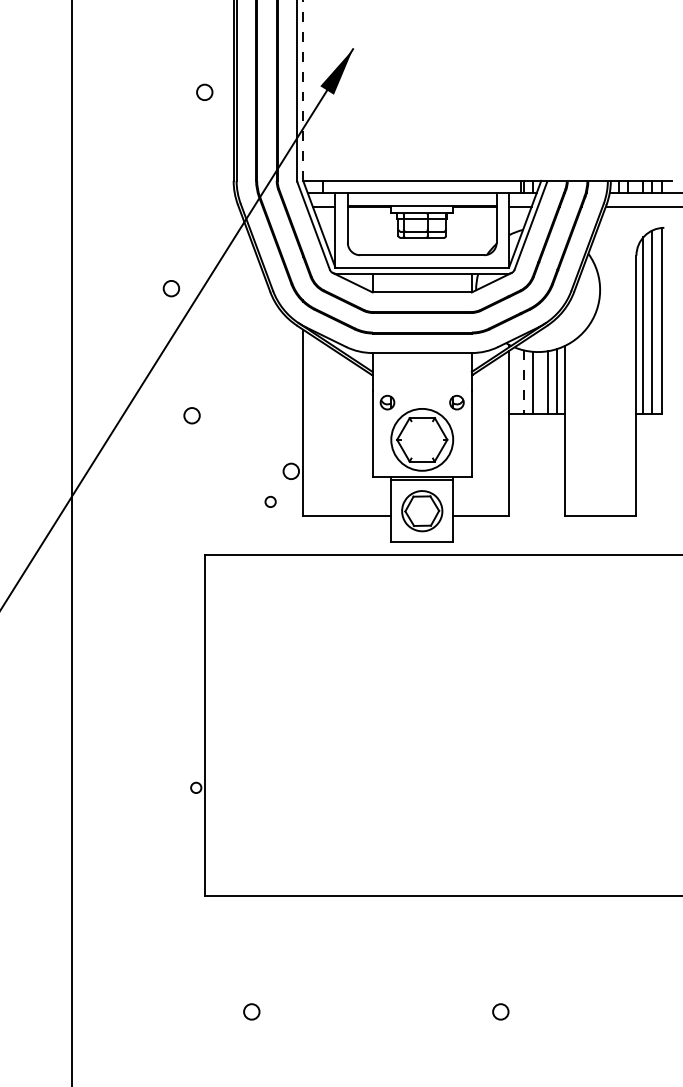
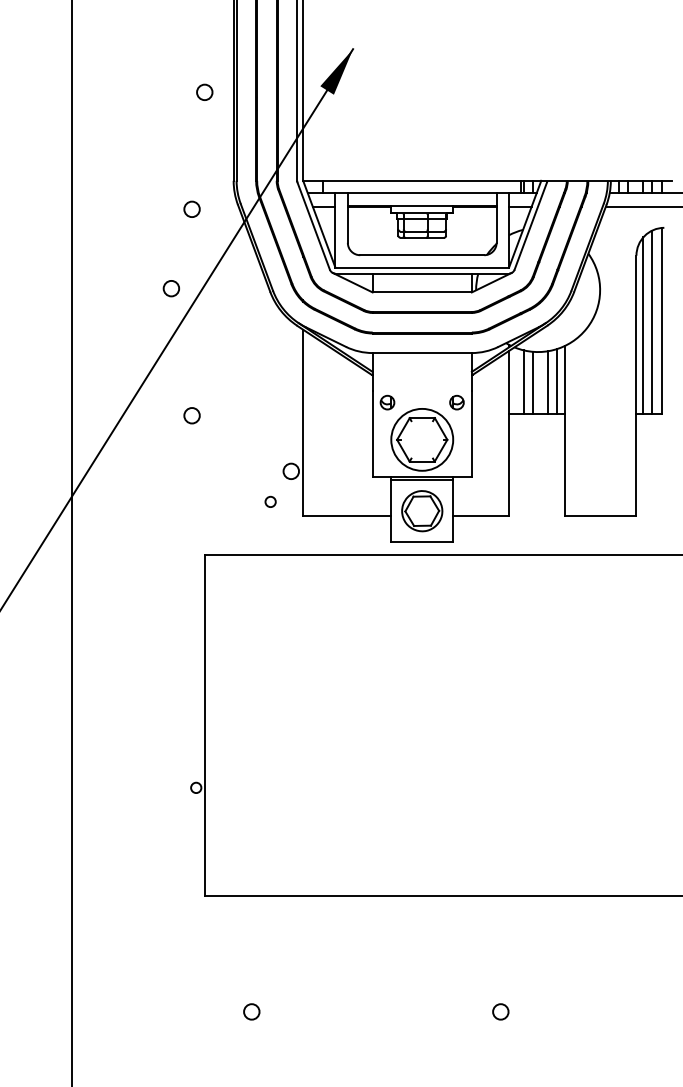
line: dashed -> solid (303, 91)
circle: none -> present (191, 208)
line: dashed -> solid (524, 382)
